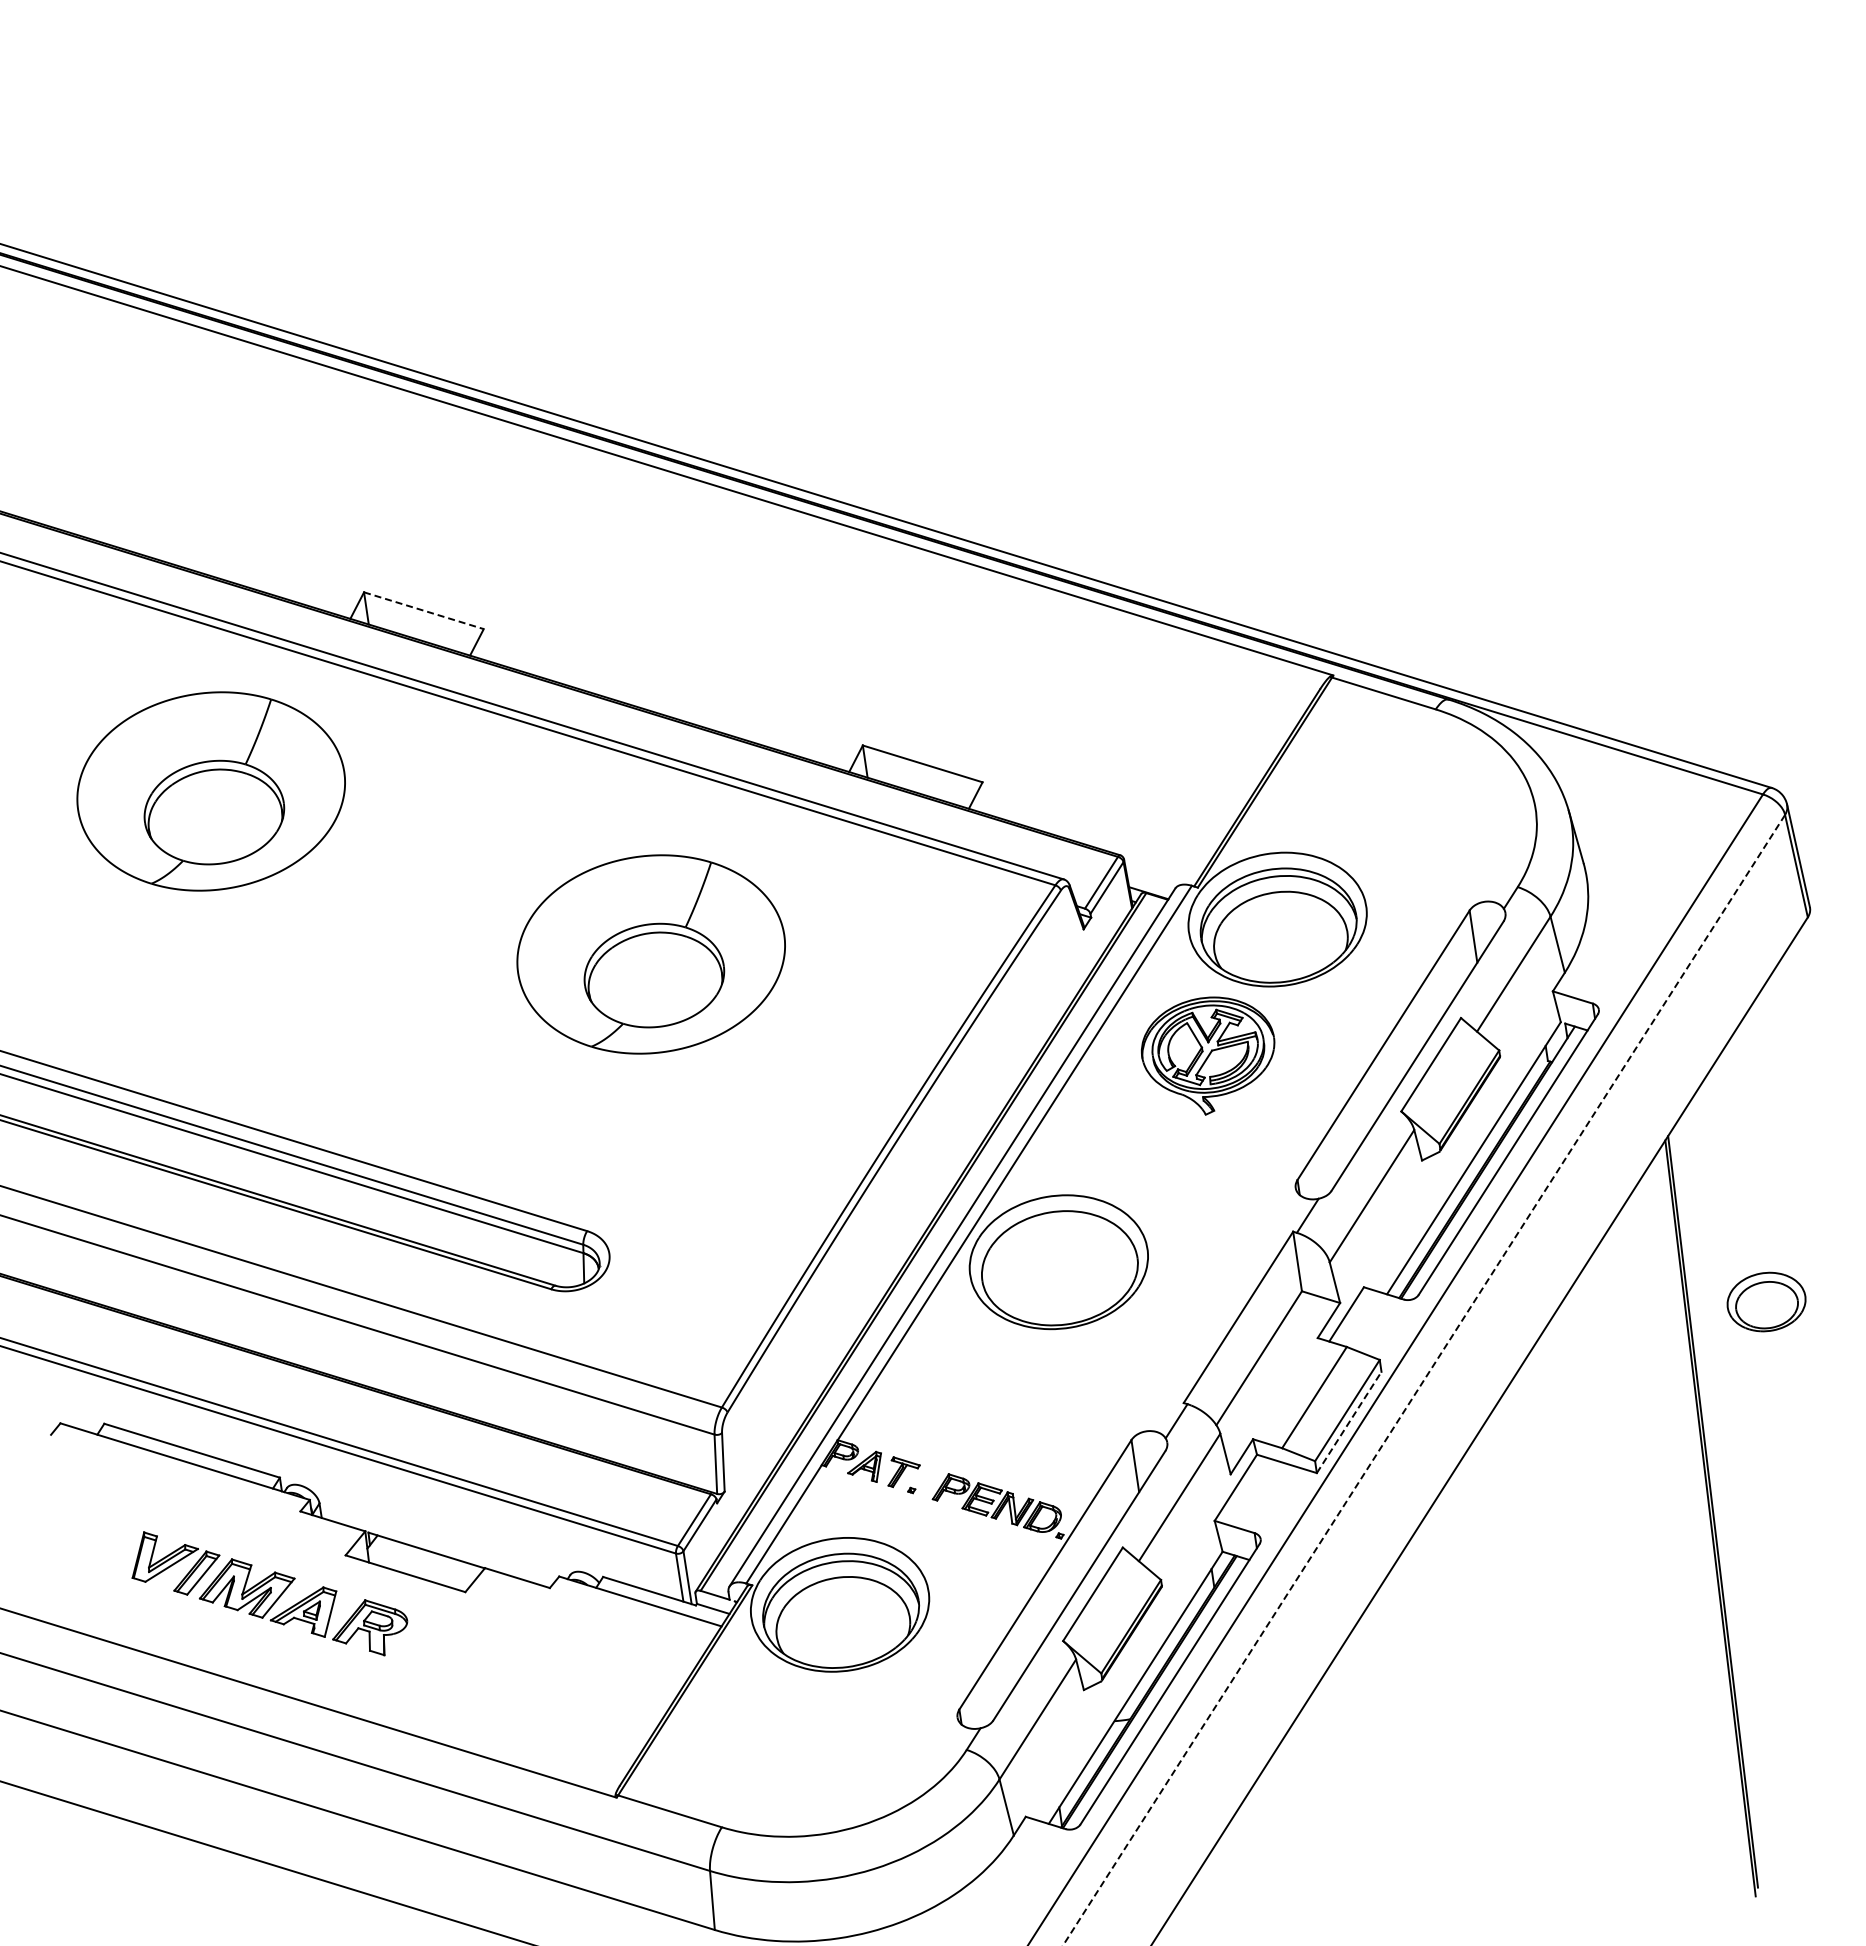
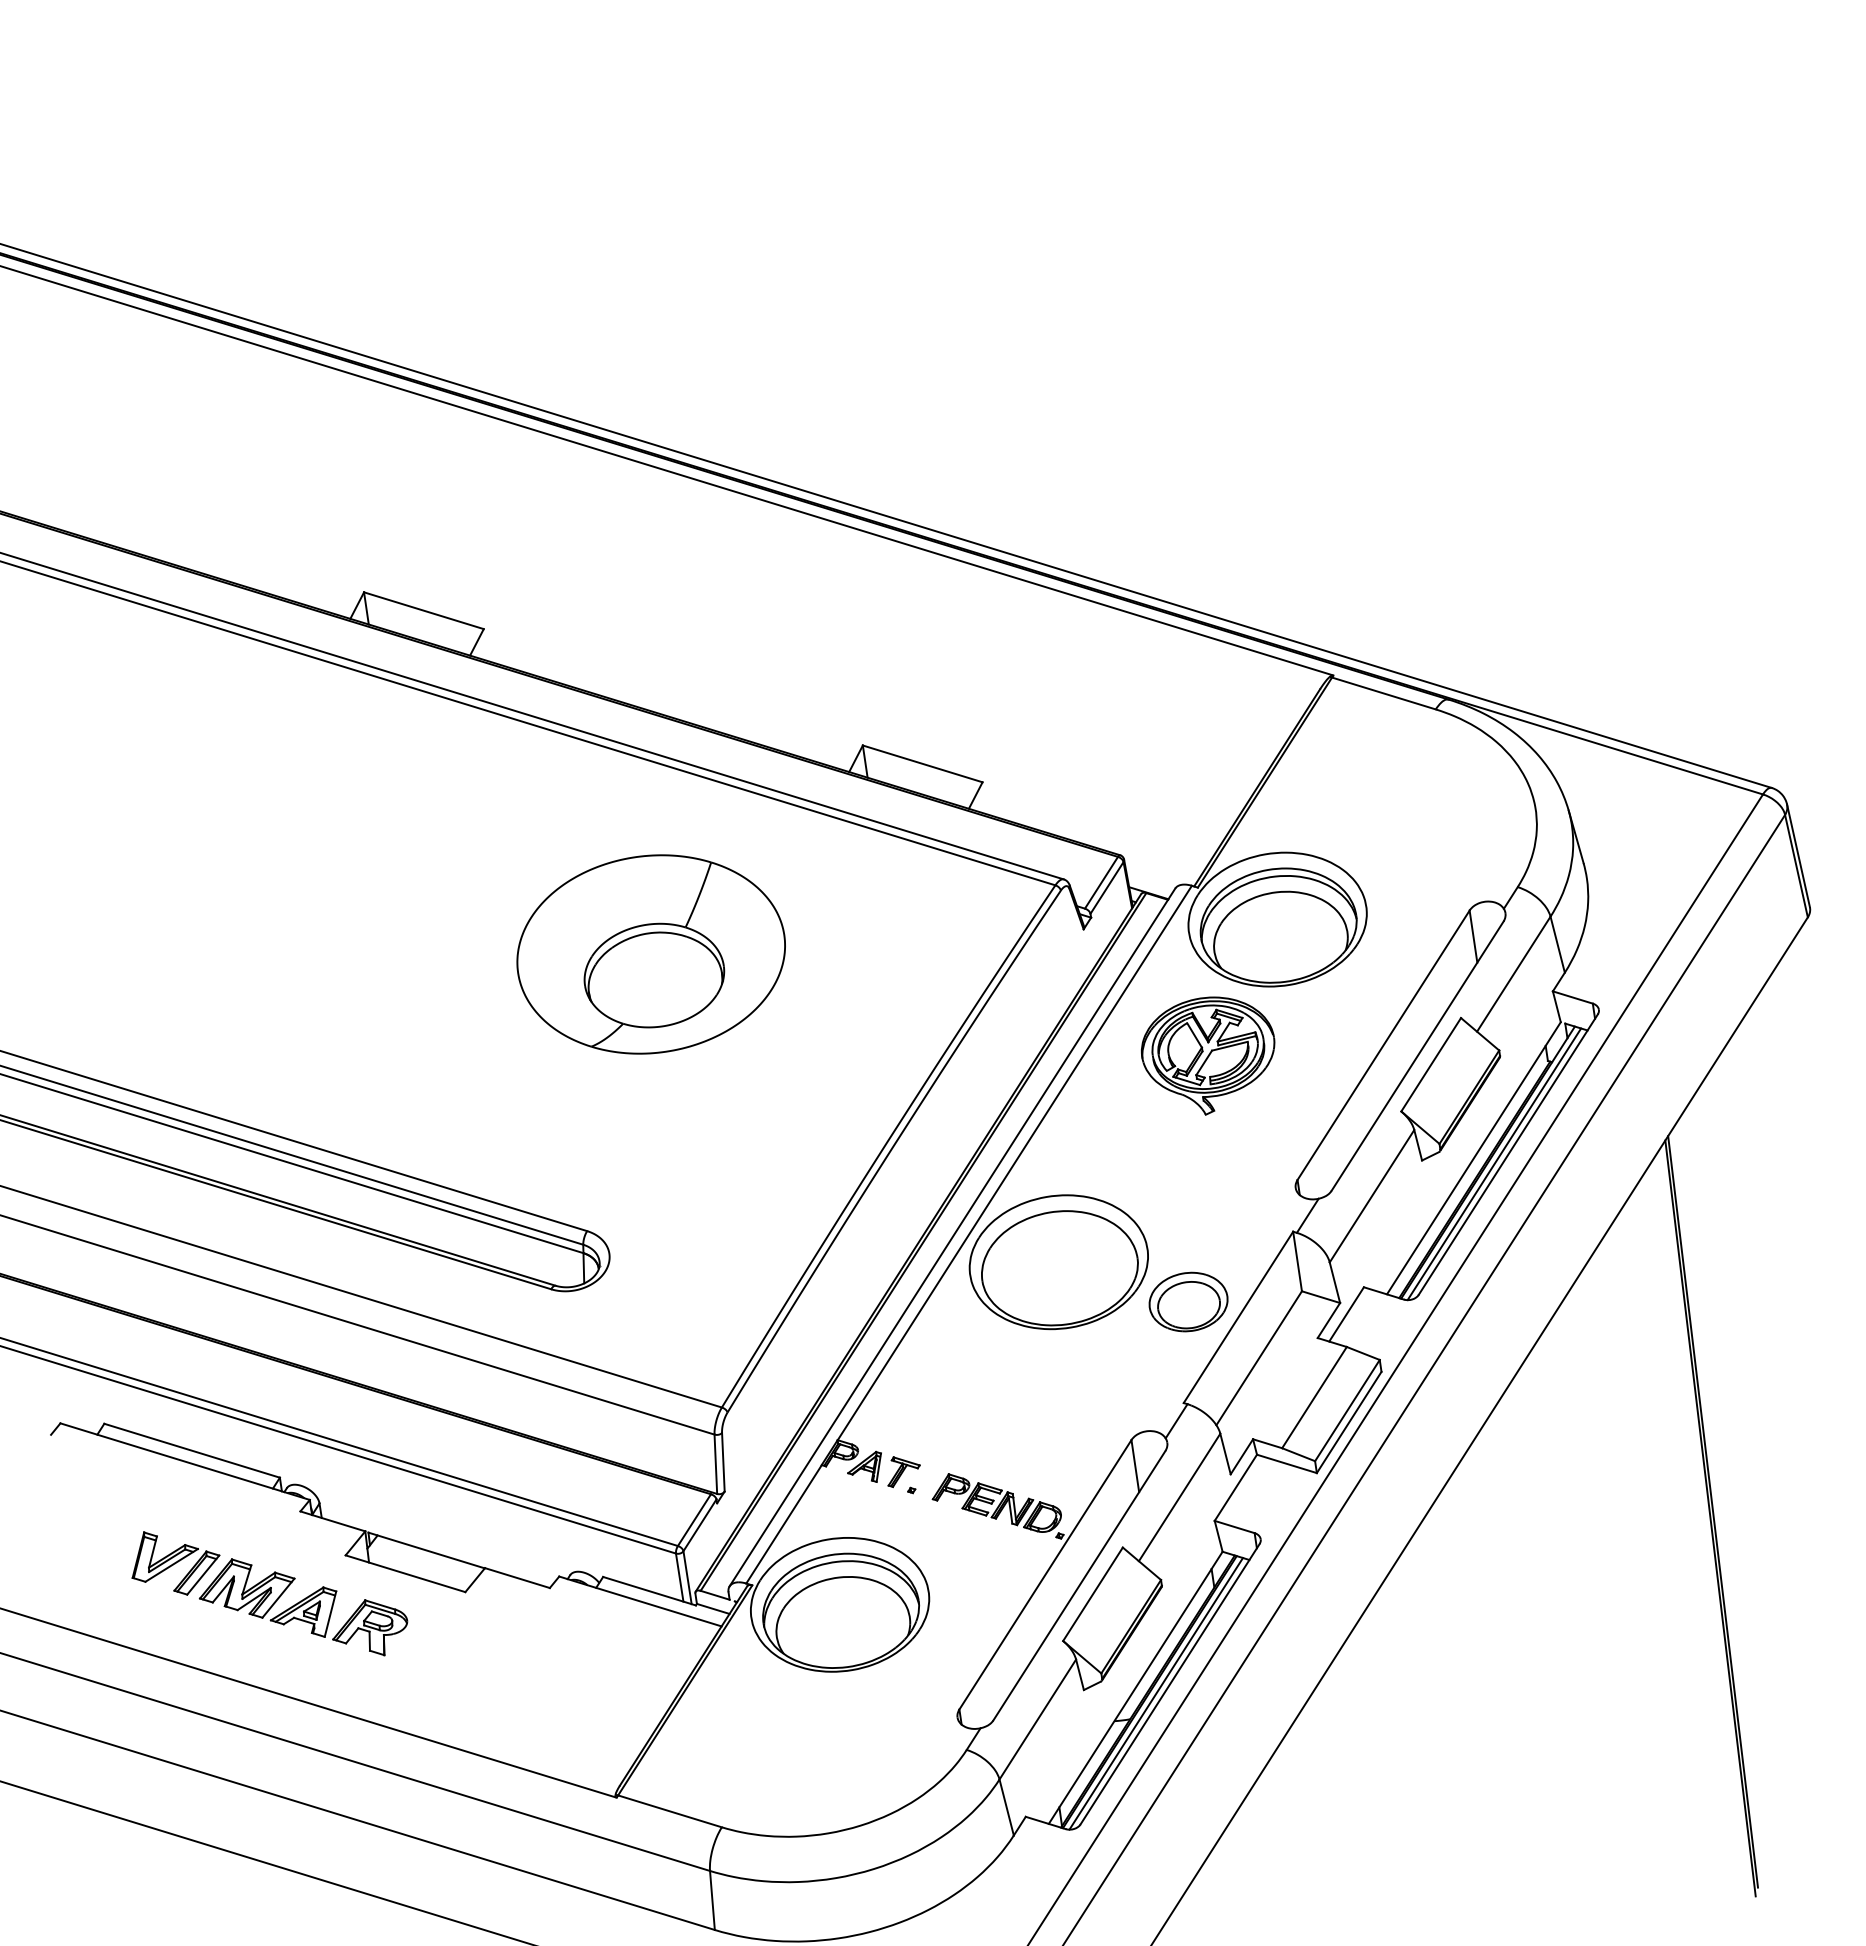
line: dashed -> solid (423, 610)
part: present -> none (210, 791)
line: none -> present (1494, 1164)
part position: (1766, 1301) -> (1188, 1301) (1188, 1301)
line: dashed -> solid (1423, 1380)
line: dashed -> solid (1349, 1422)
line: none -> present (1155, 1693)
